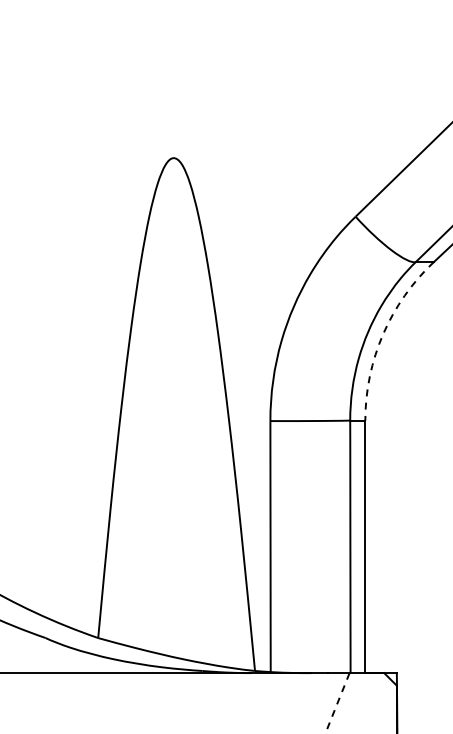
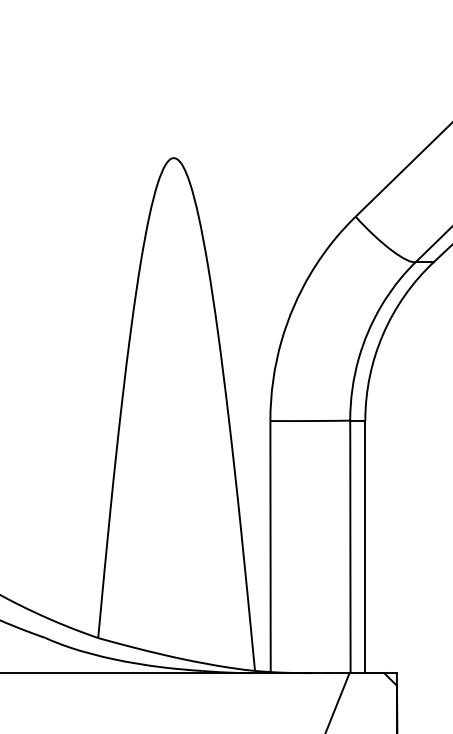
arc: dashed -> solid (383, 334)
line: dashed -> solid (337, 703)
